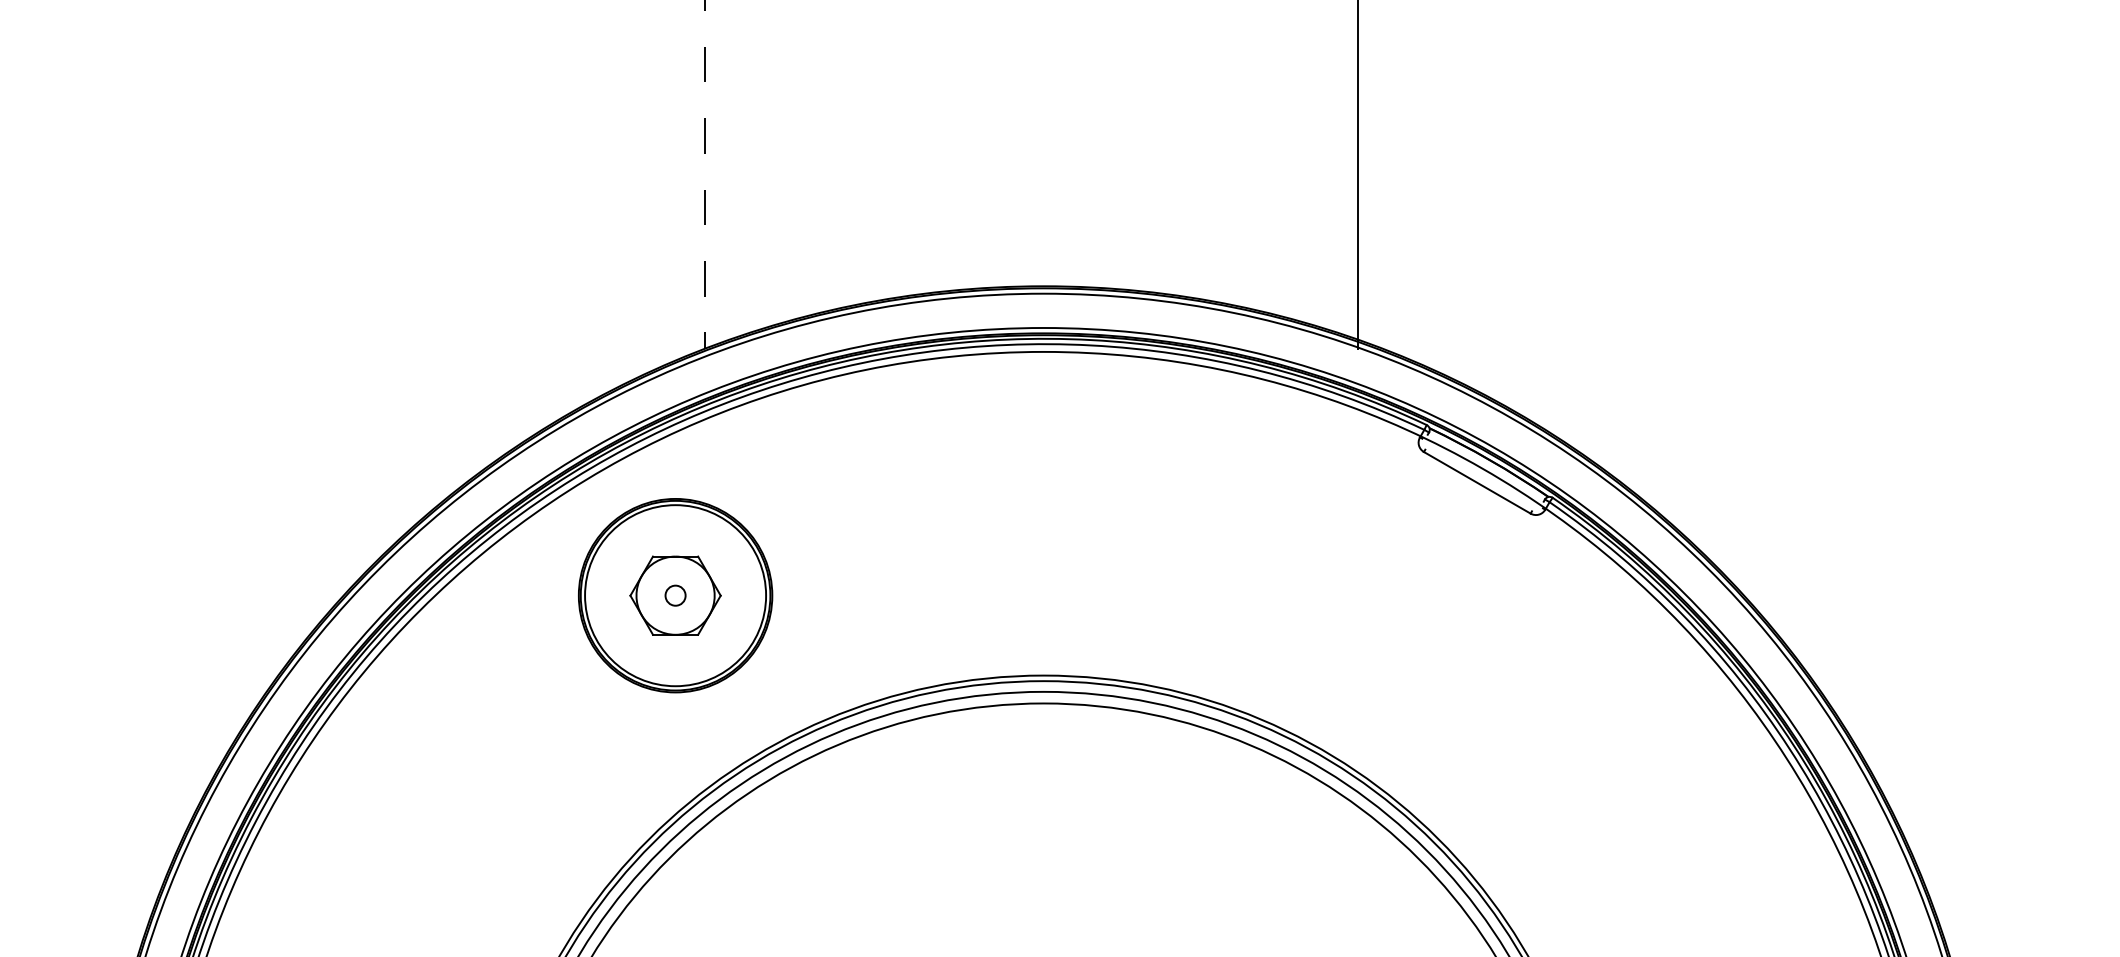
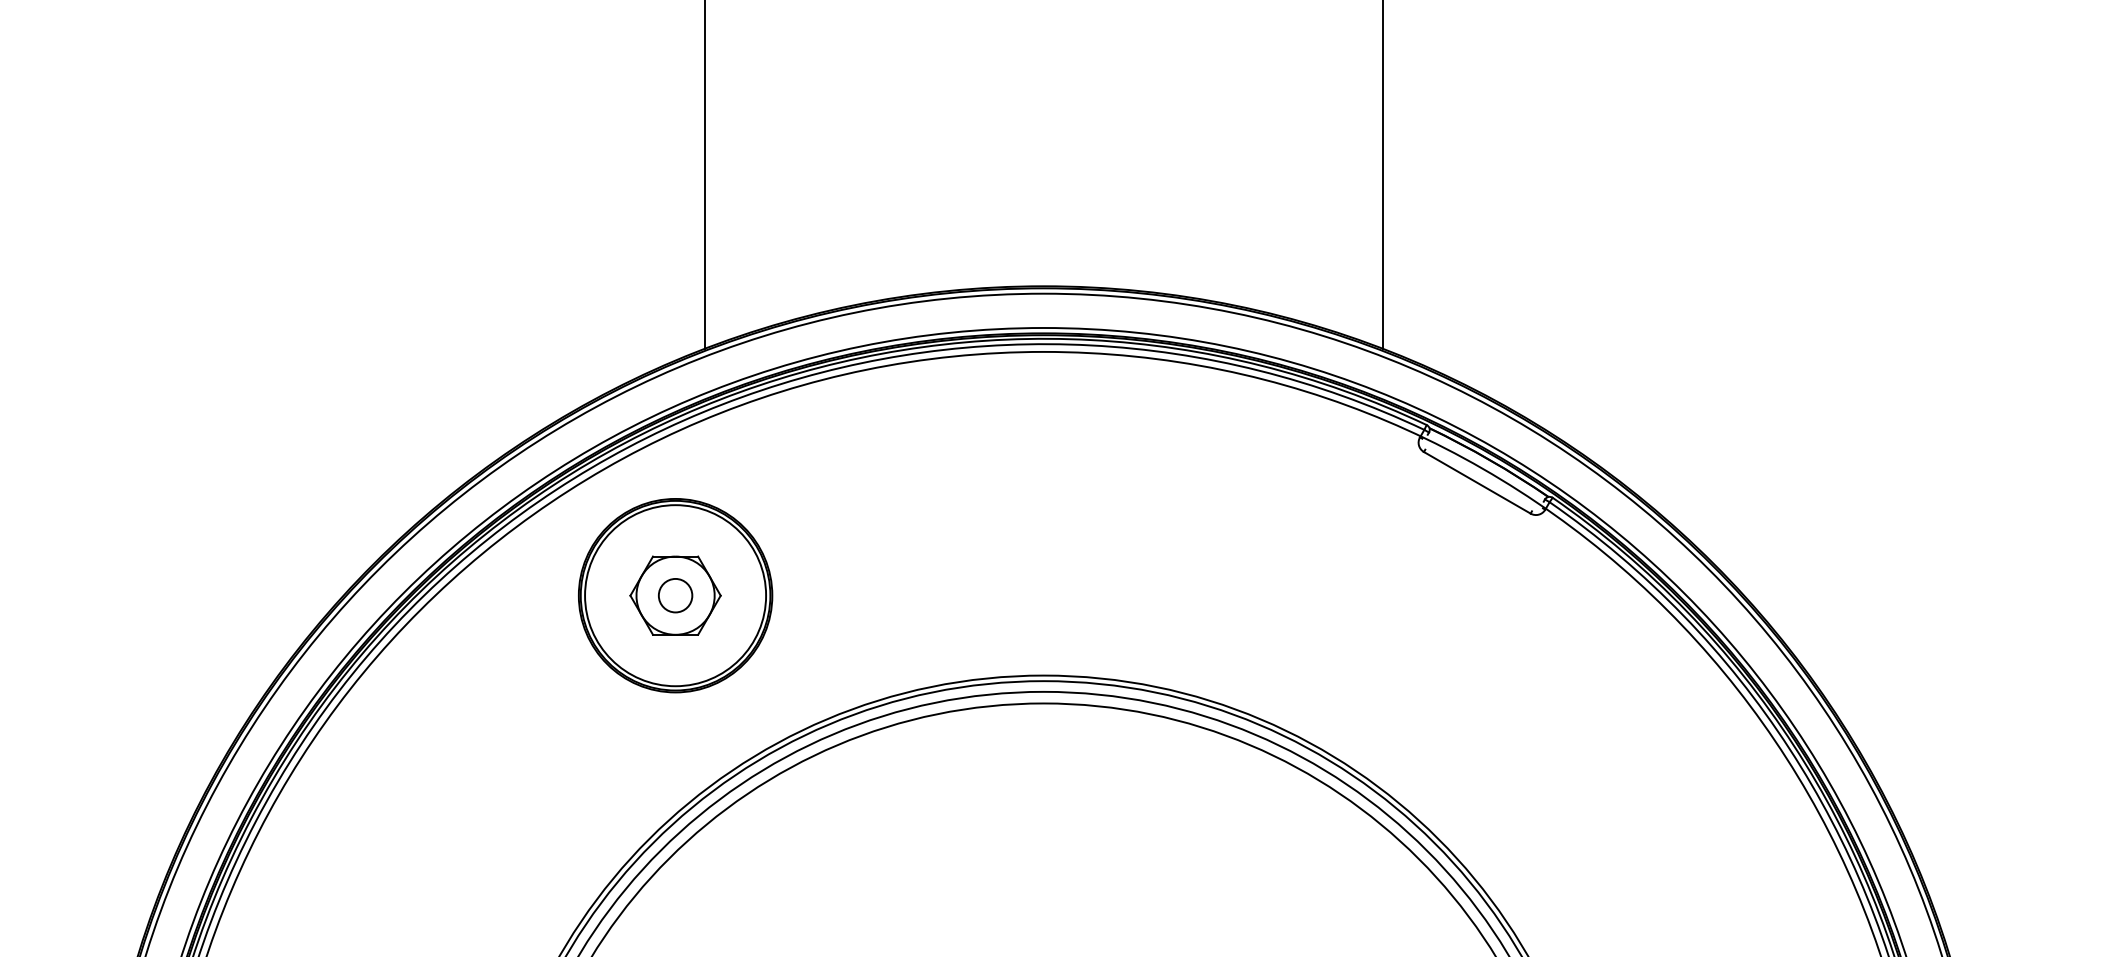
line: dashed -> solid (704, 175)
line position: (1358, 175) -> (1383, 175) (1383, 175)
circle diameter: 20 px -> 33 px (675, 595)
